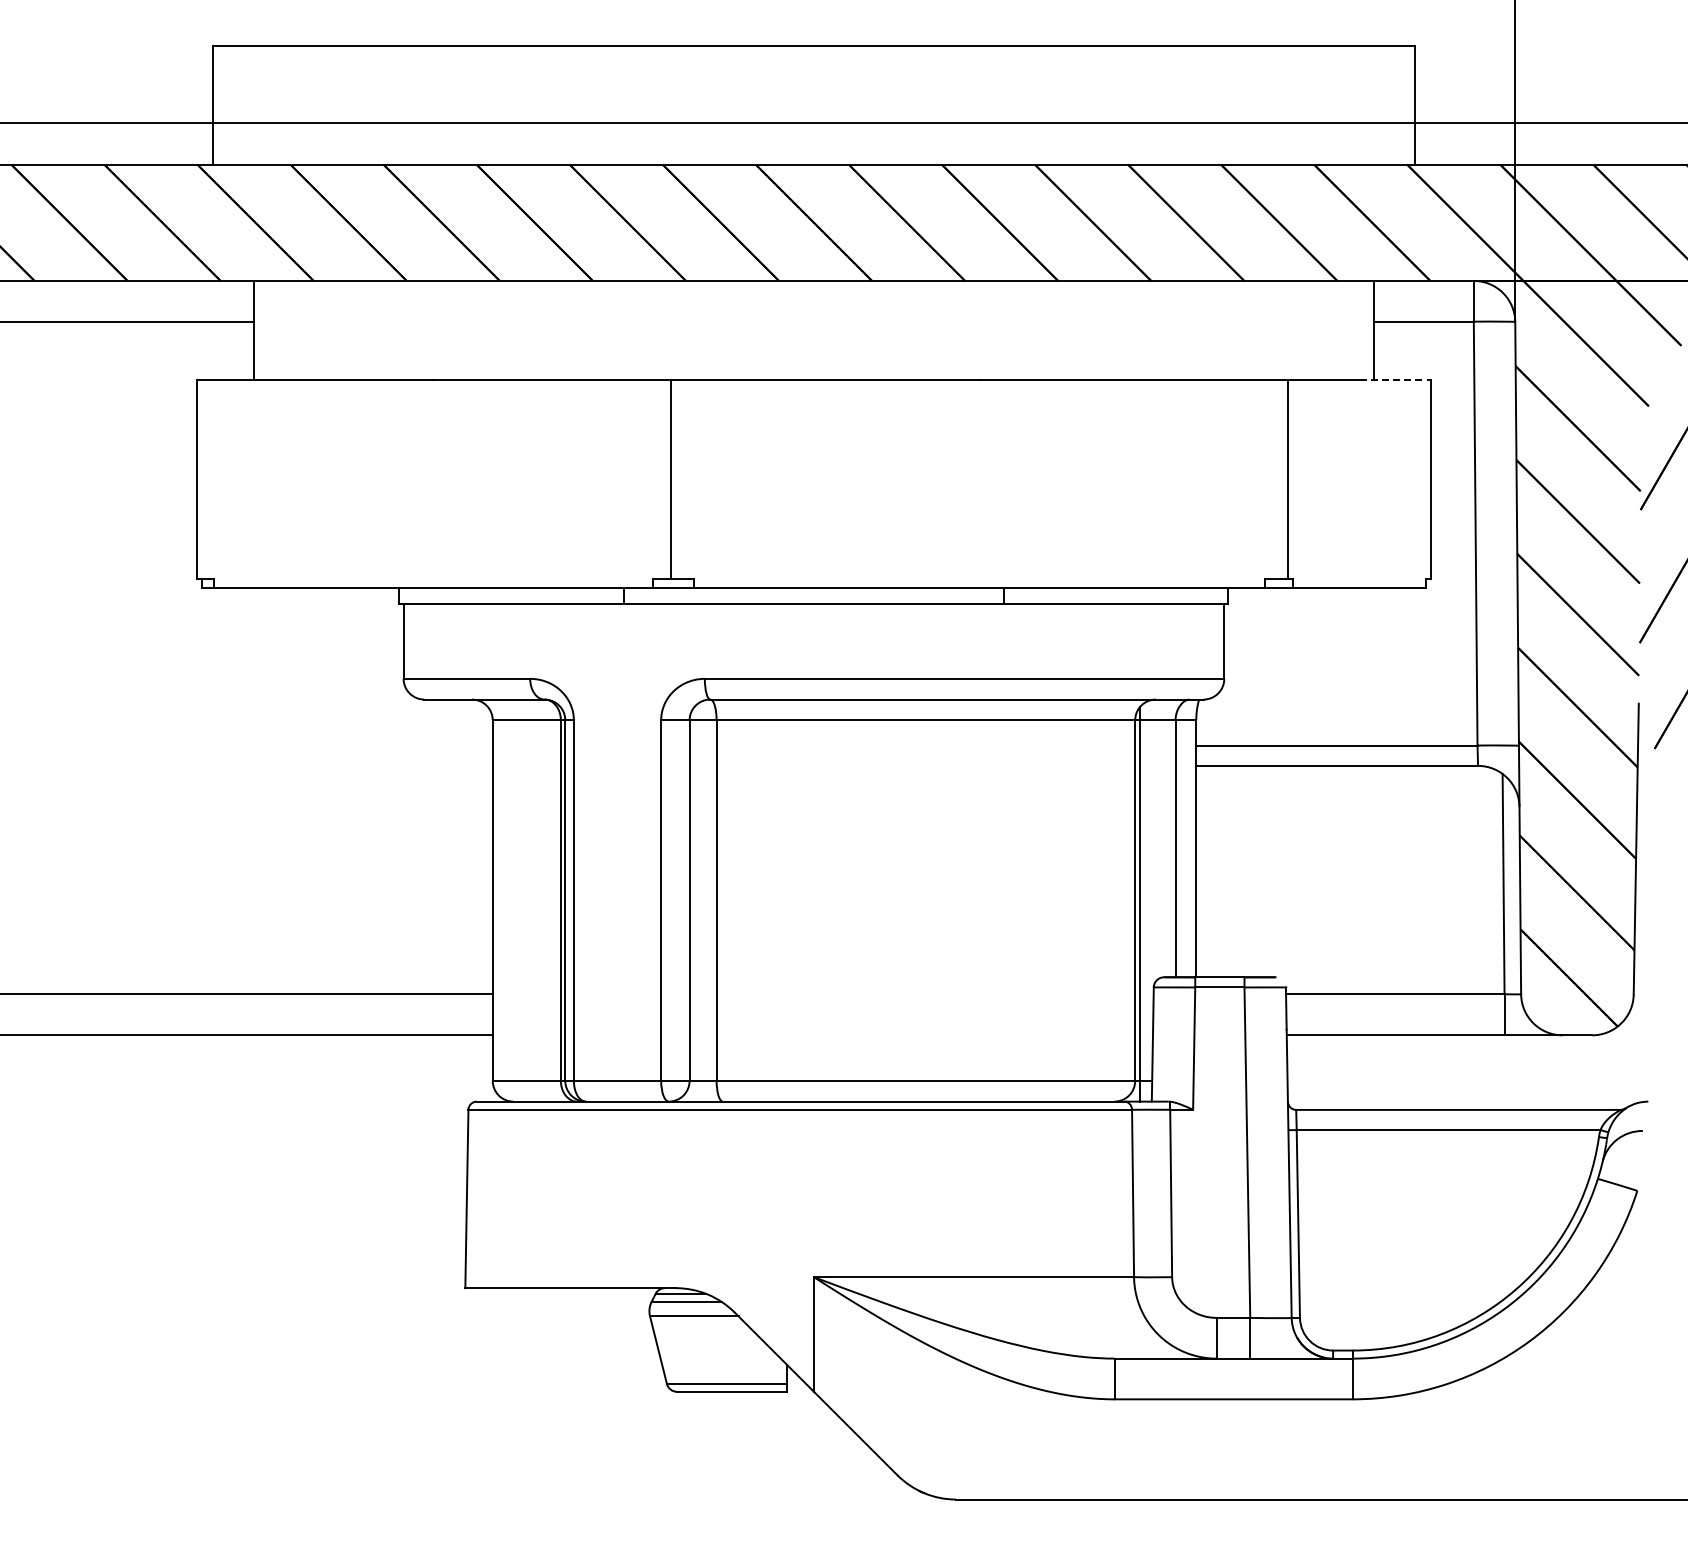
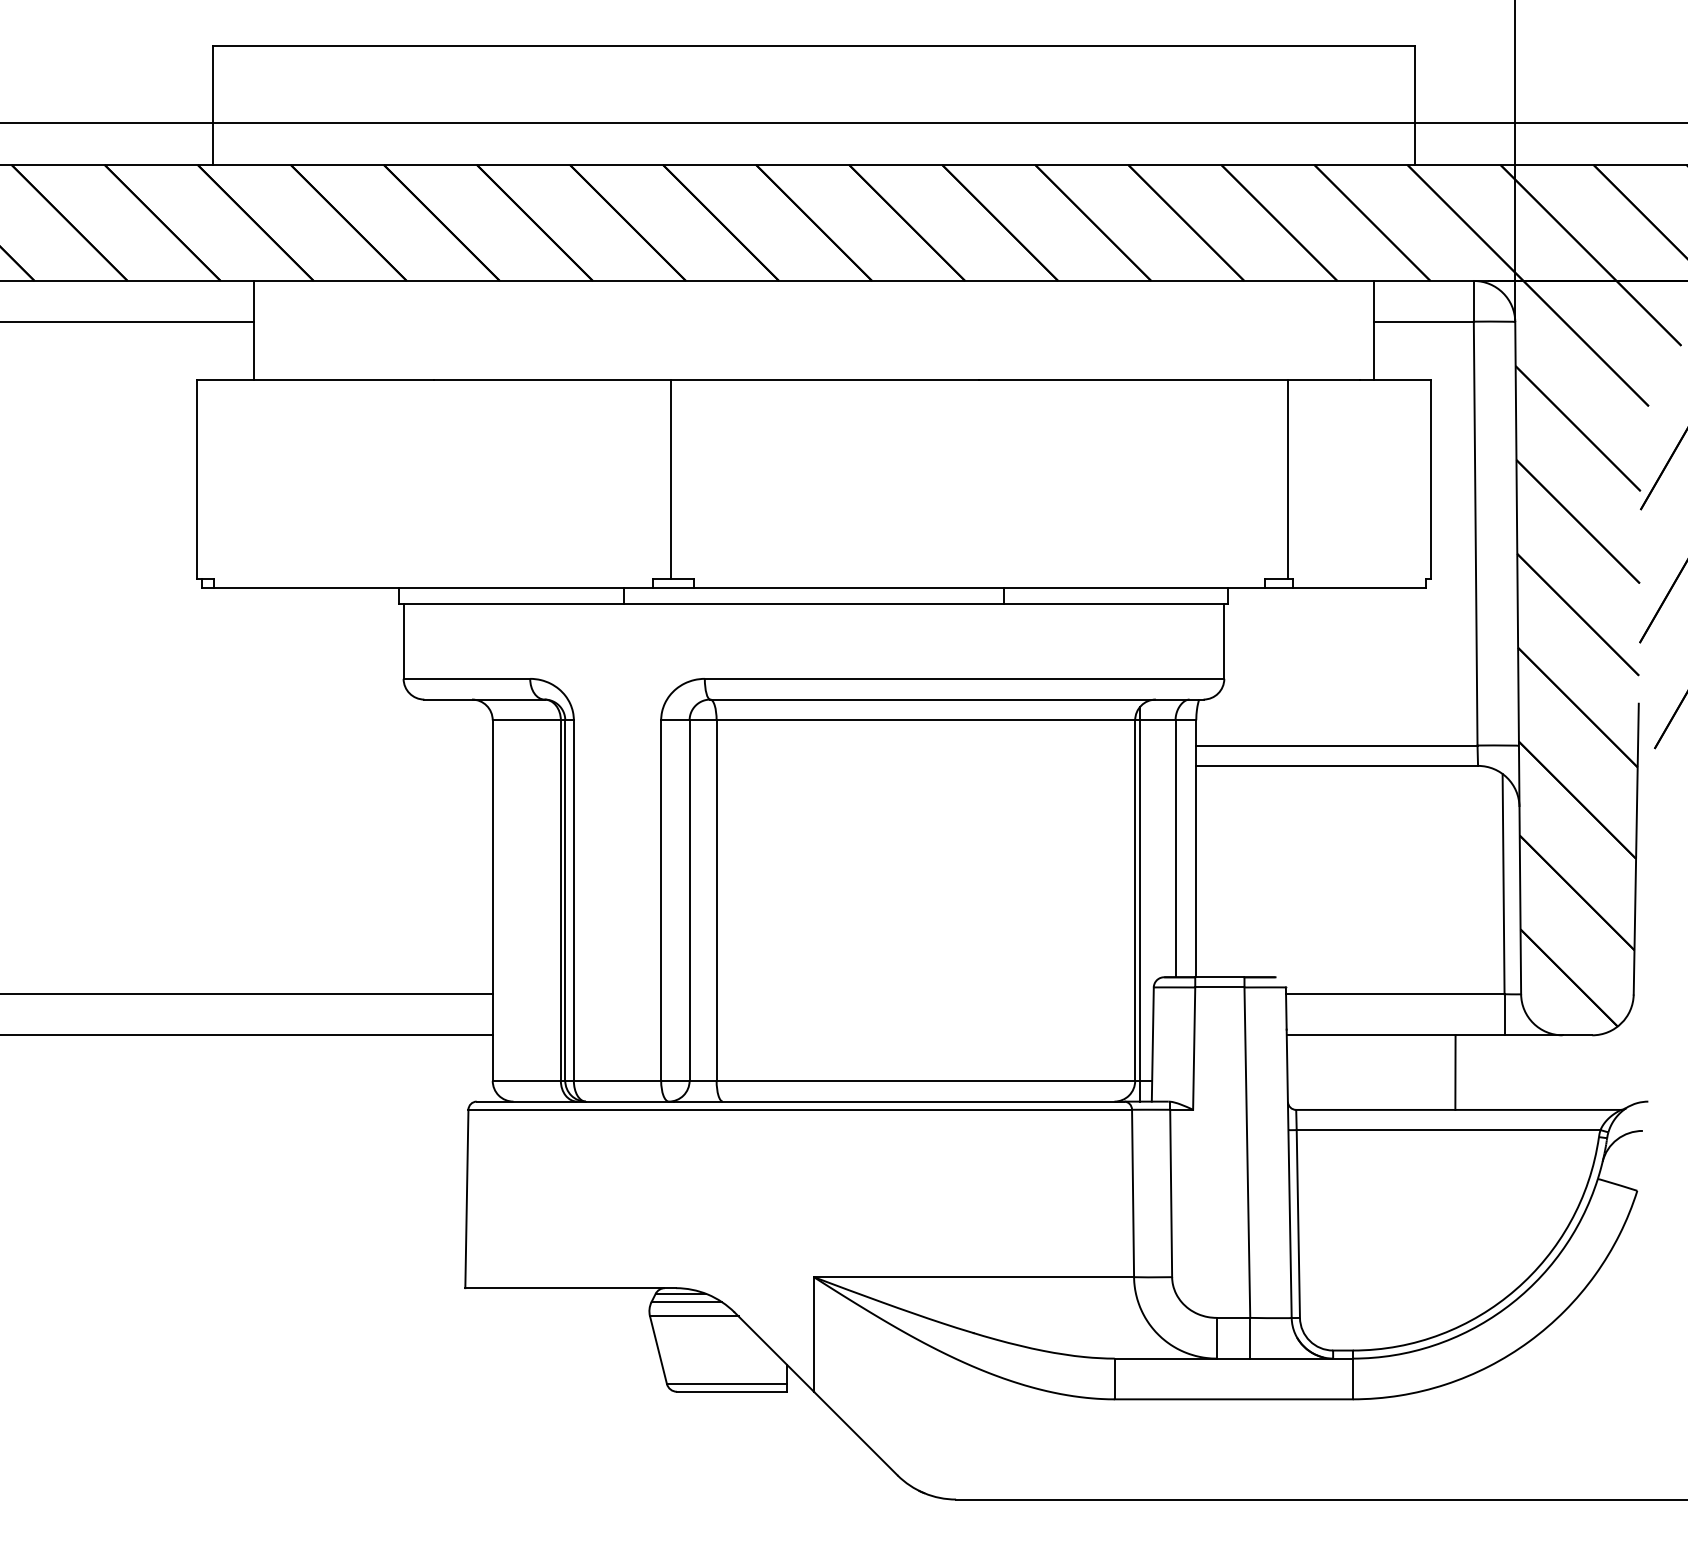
line: dashed -> solid (1395, 380)
line: none -> present (1455, 1072)
